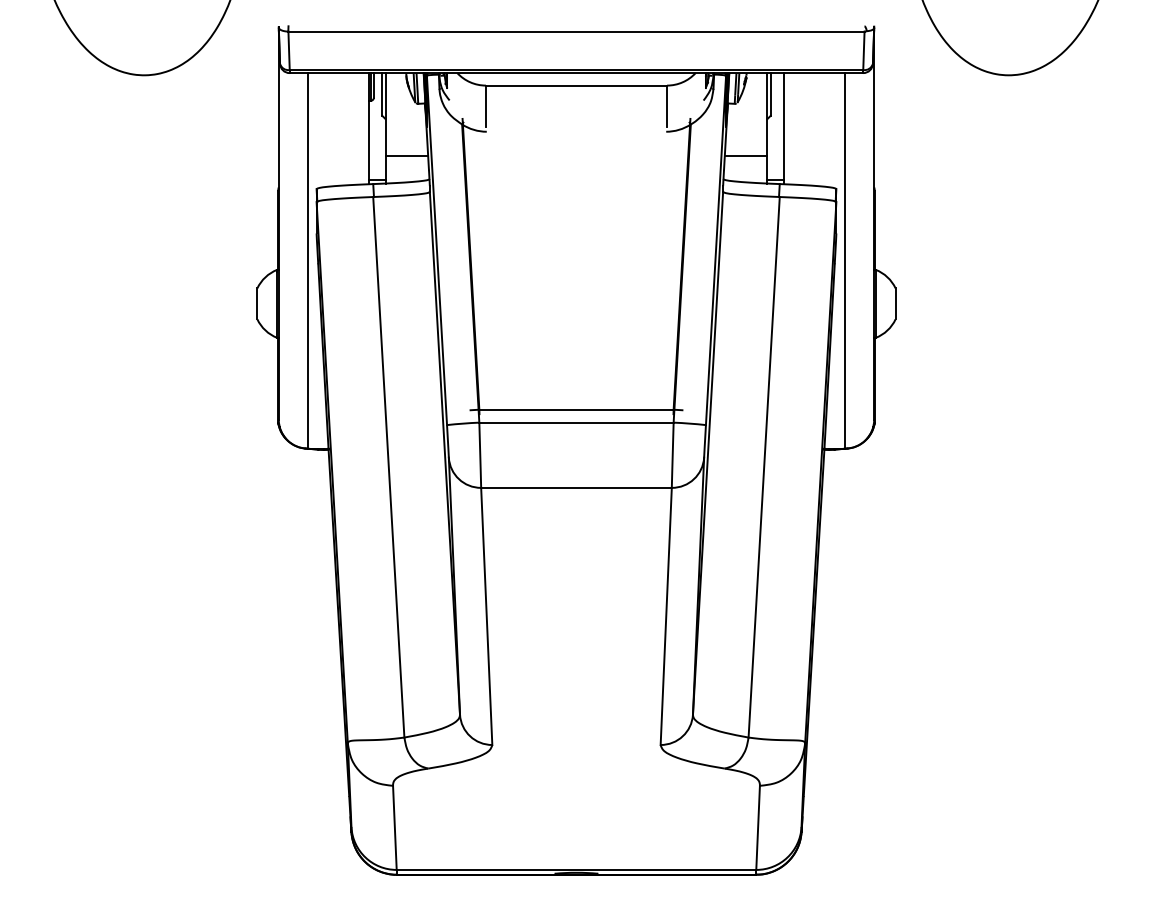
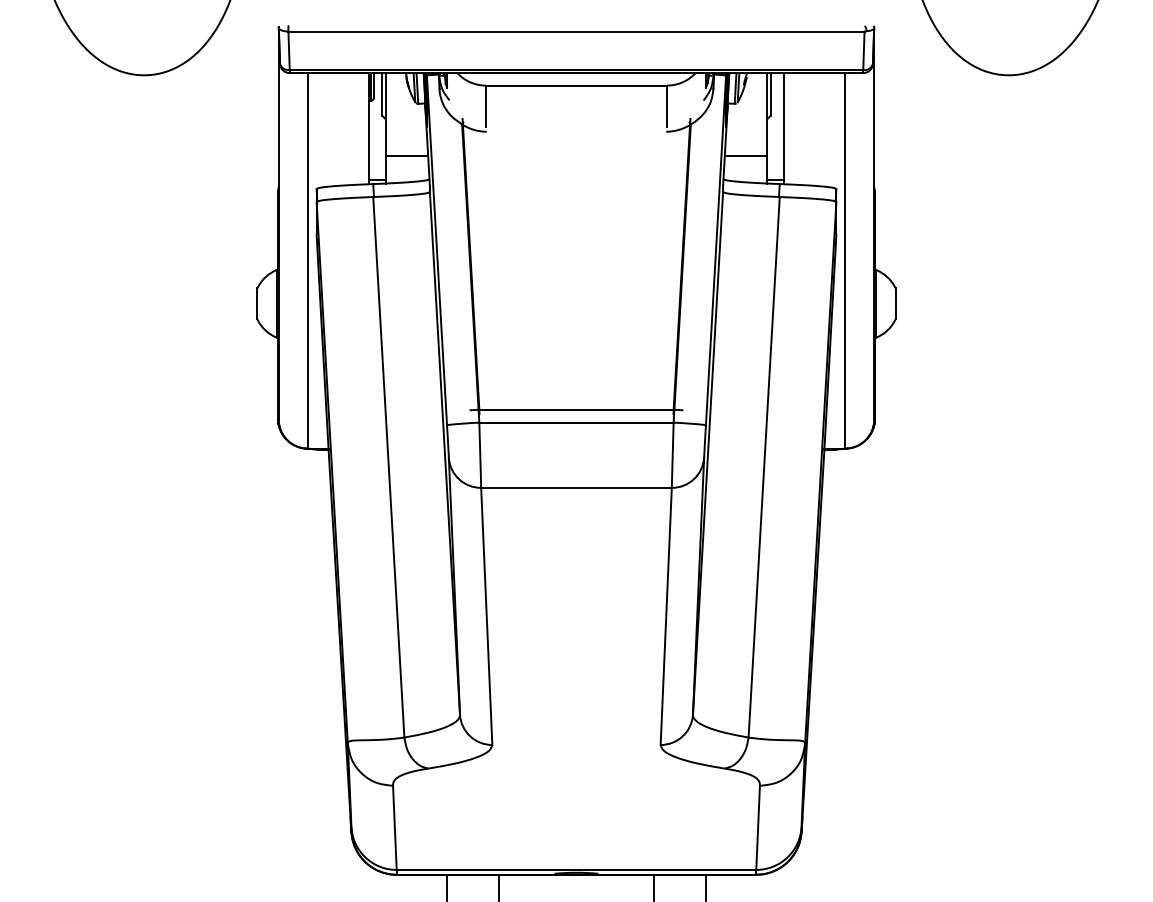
line: none -> present (447, 886)
line: none -> present (498, 886)
line: none -> present (654, 886)
line: none -> present (705, 886)
